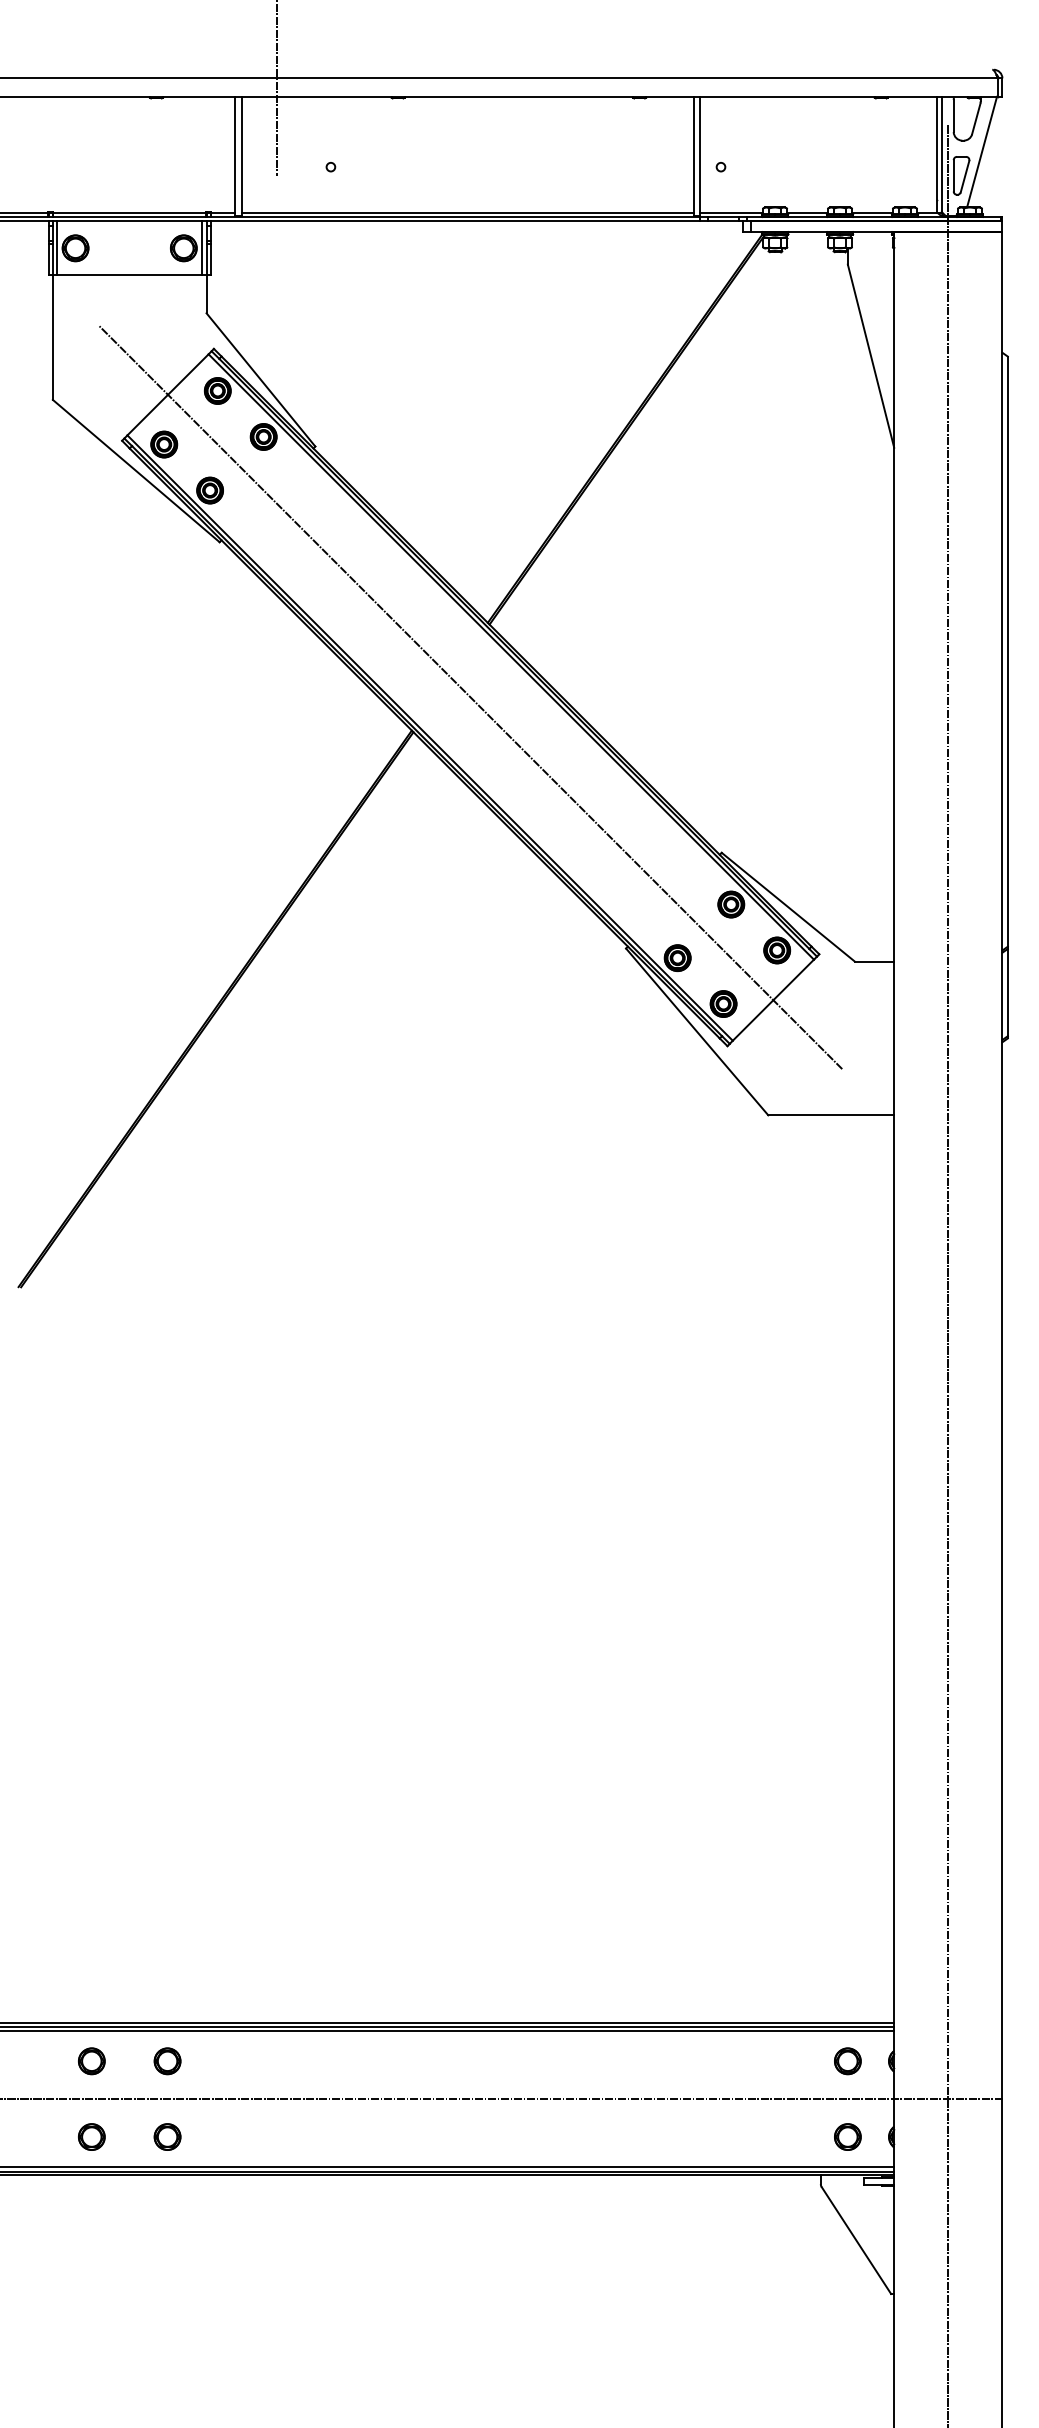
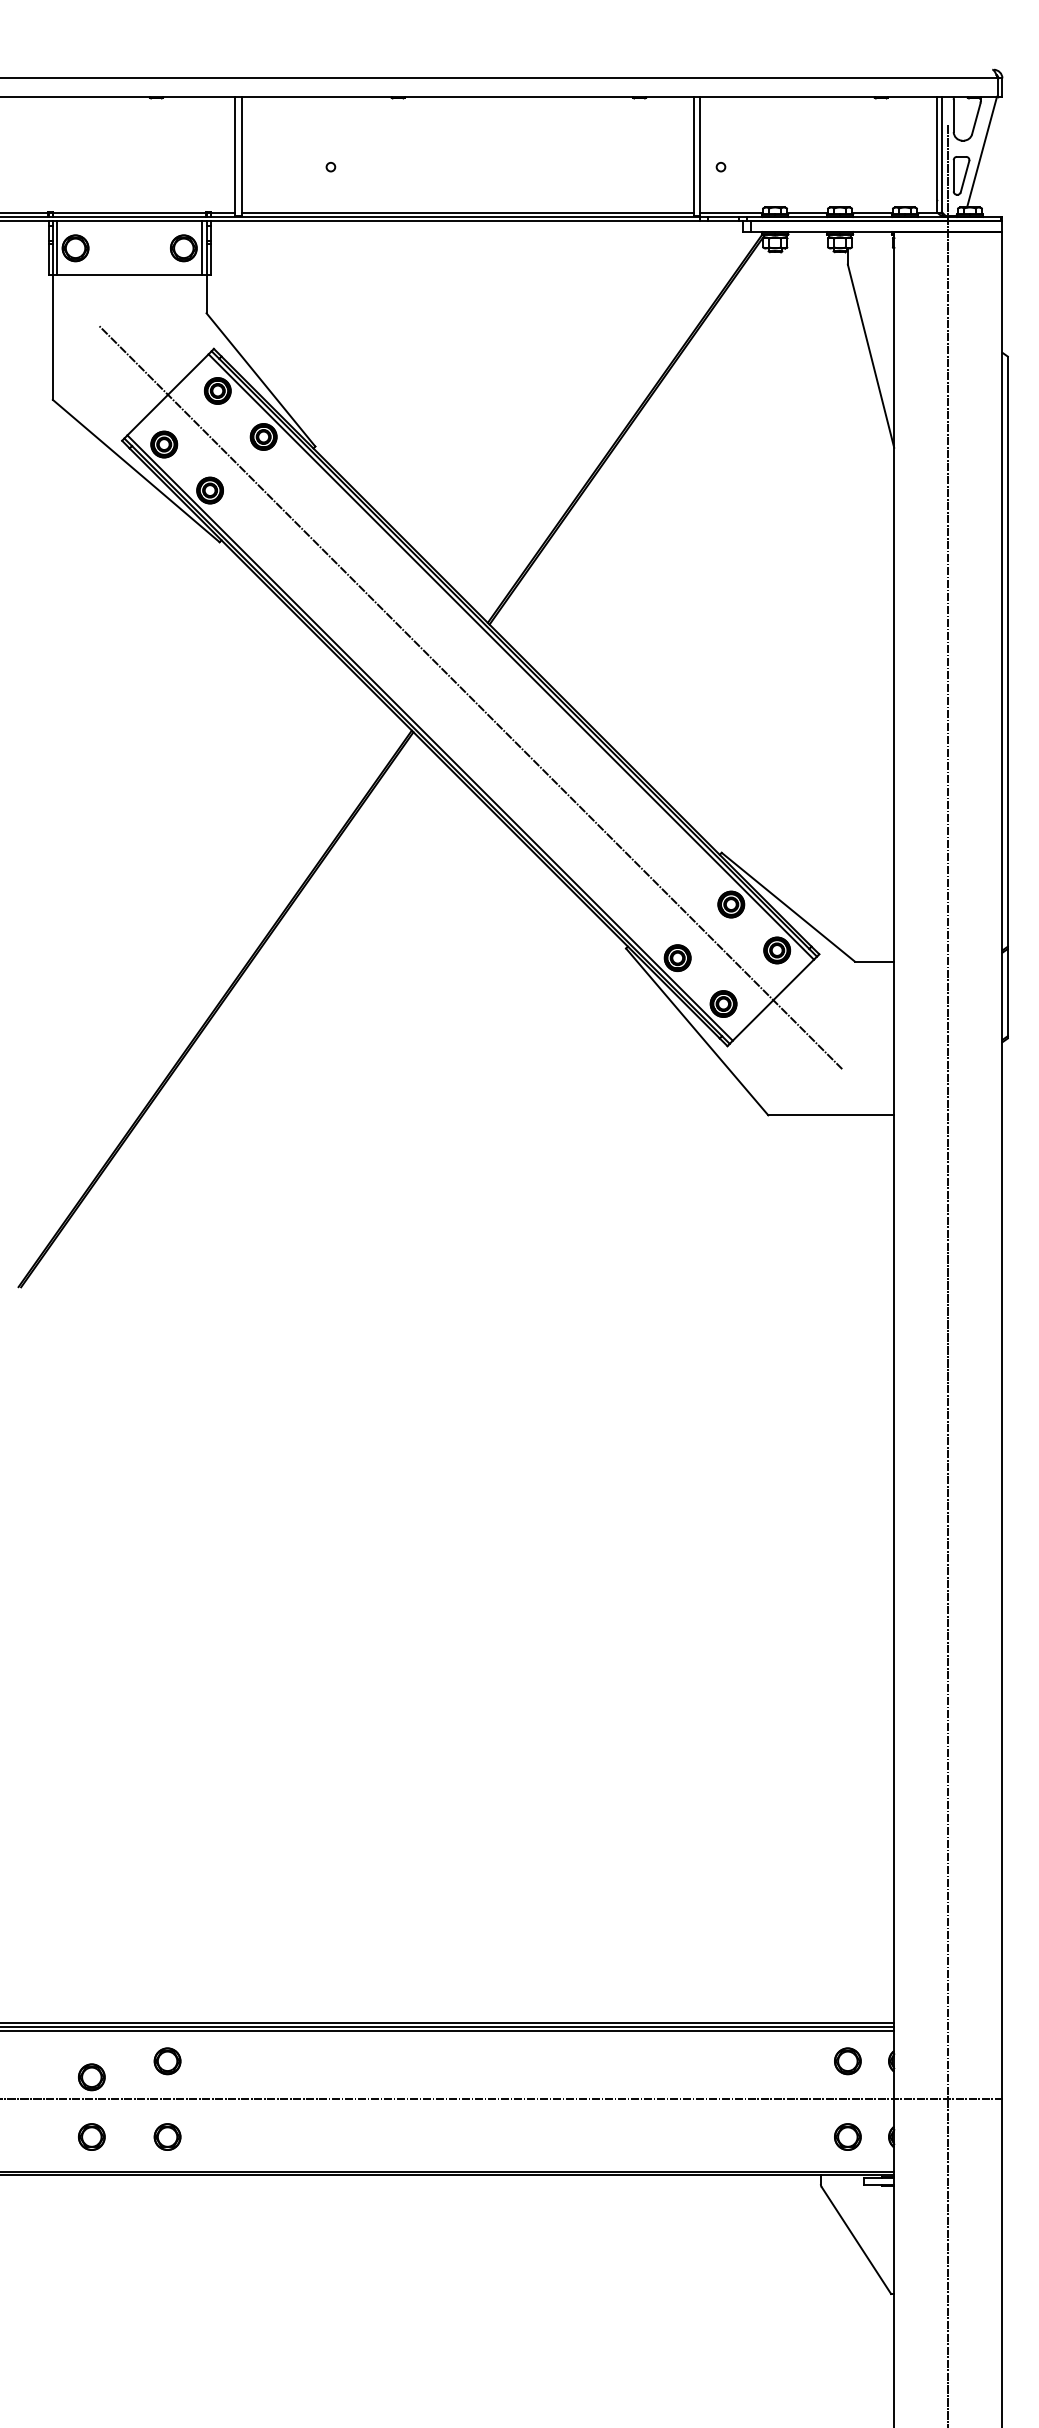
line: present -> none (277, 88)
part position: (91, 2061) -> (91, 2077) (91, 2077)
line: present -> none (448, 2167)
